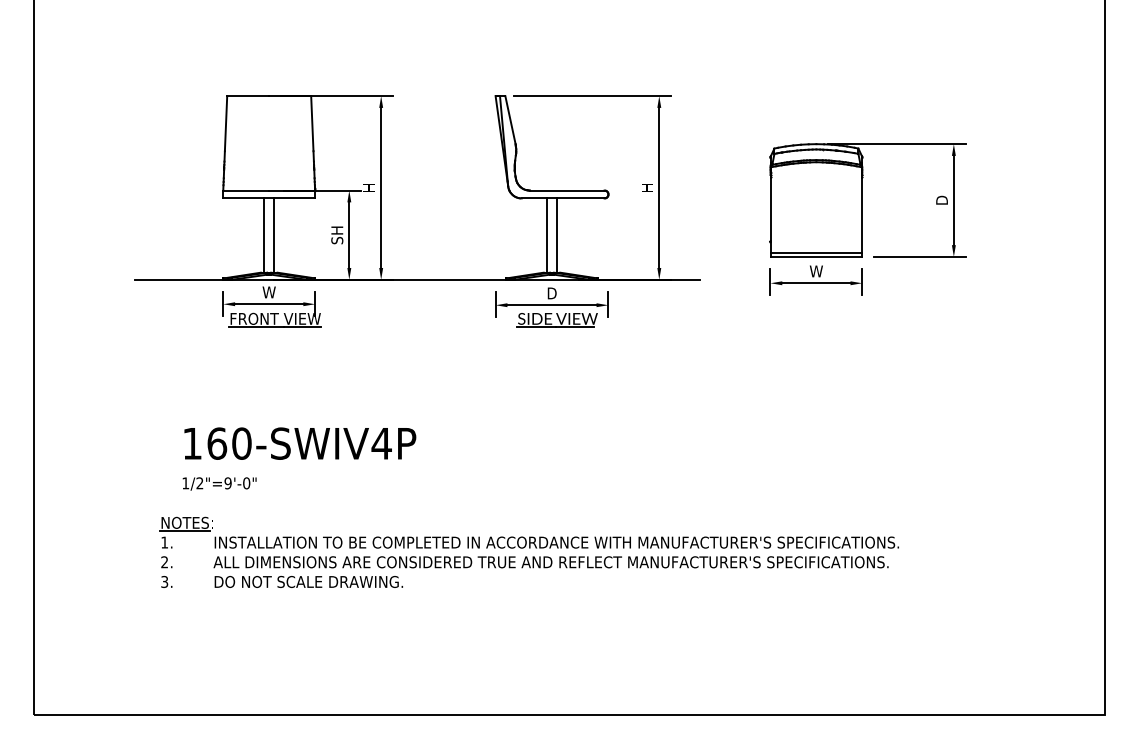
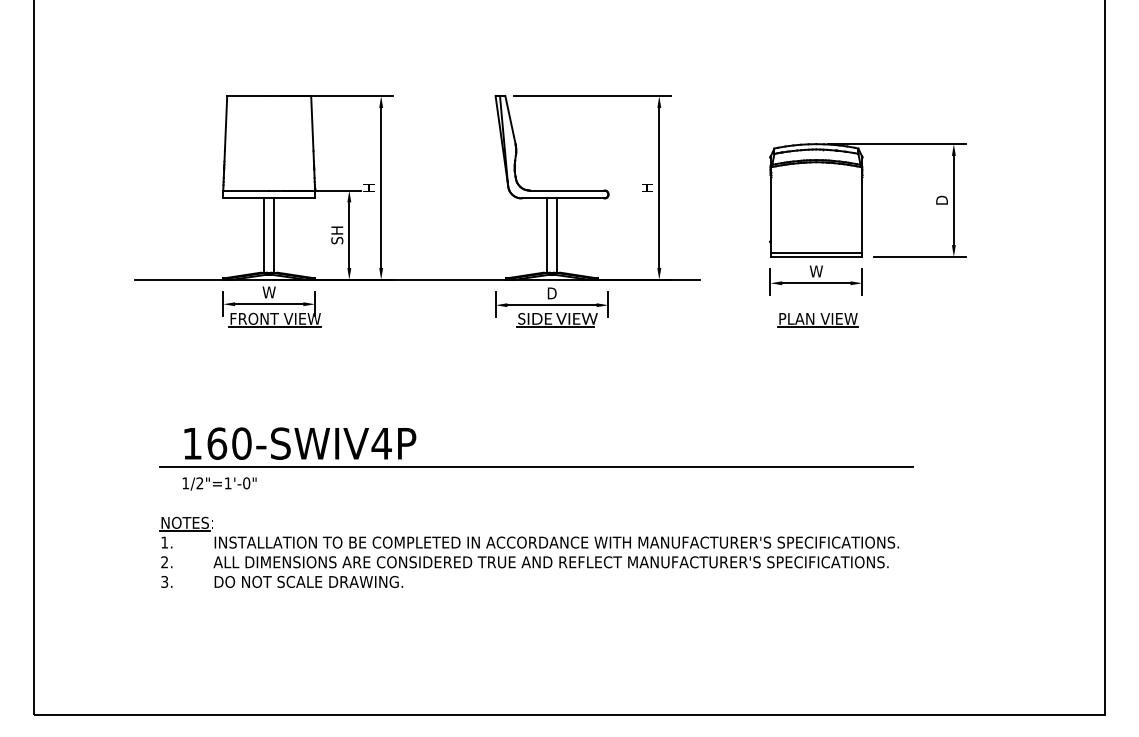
part: none -> present (817, 320)
line: none -> present (536, 466)
text: 1/2"=9'-0" -> 1/2"=1'-0" (227, 483)
